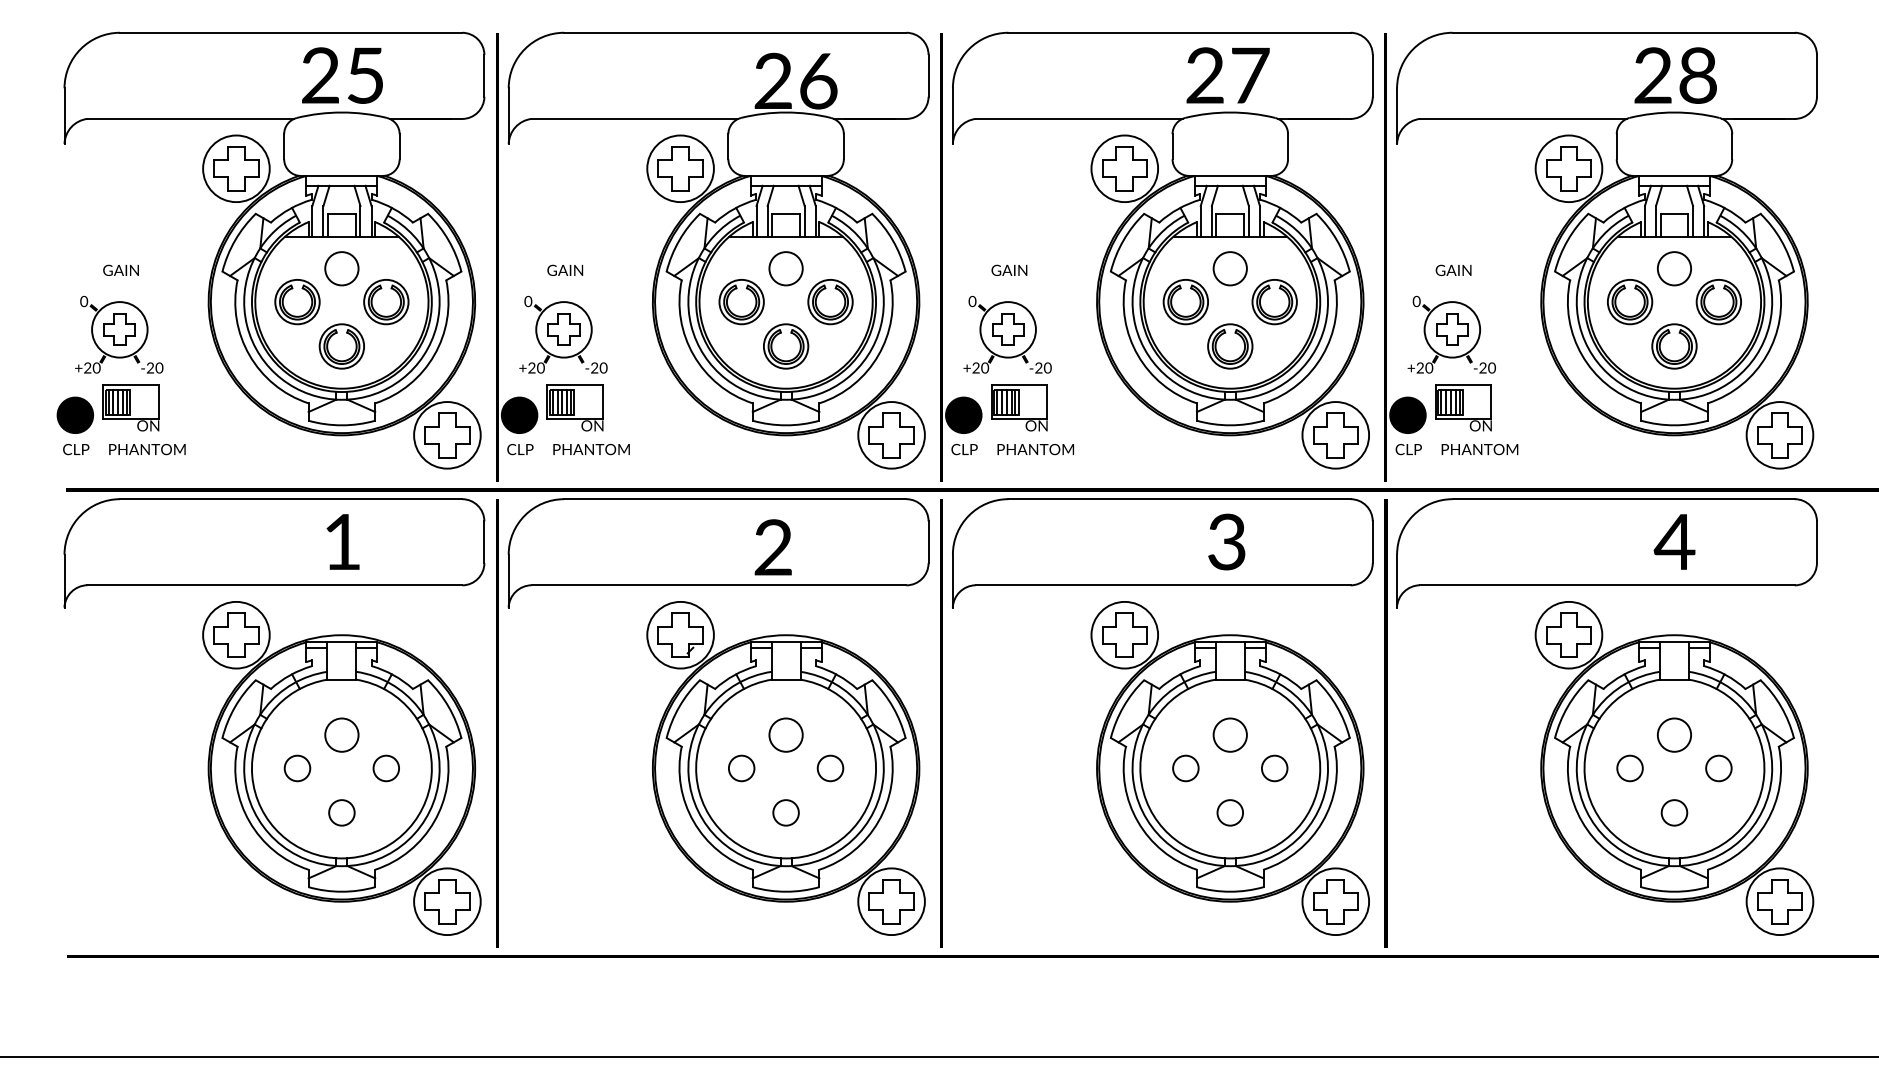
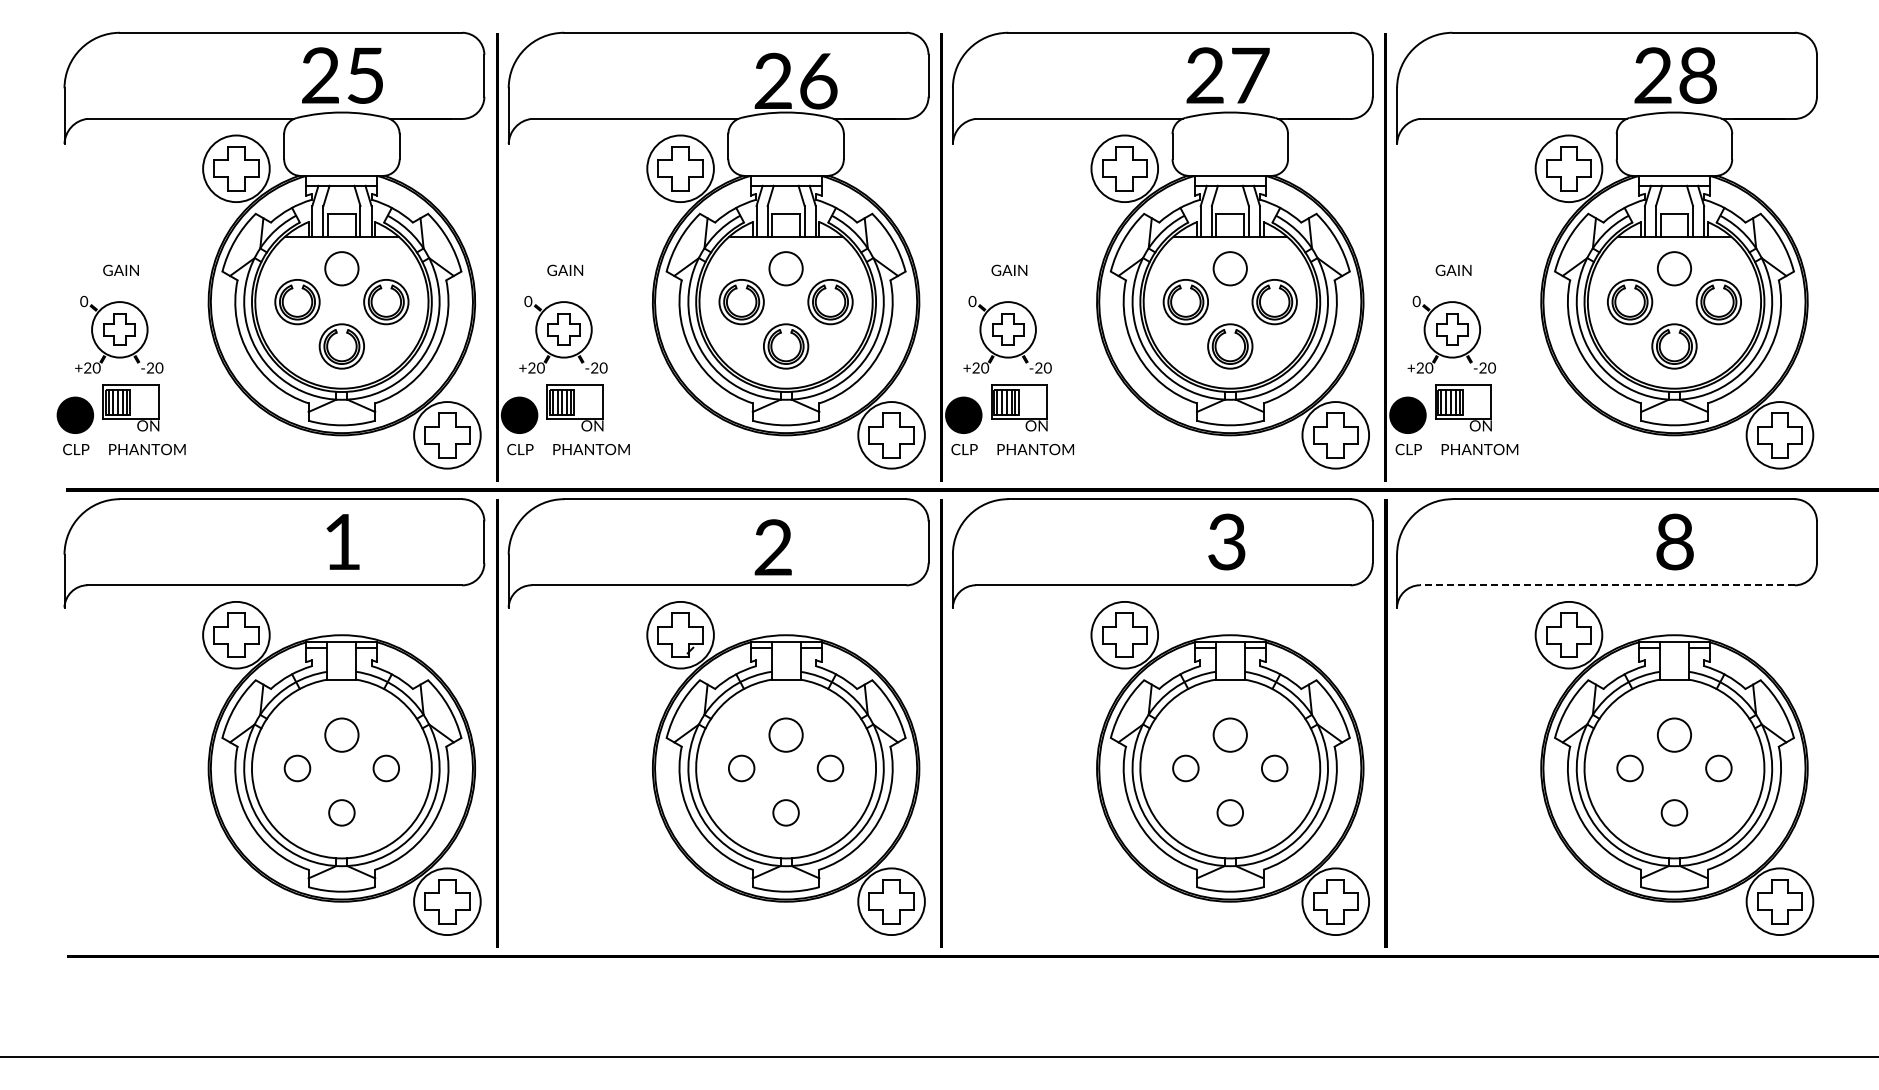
text: 4 -> 8 (1674, 541)
line: solid -> dashed (1606, 585)
